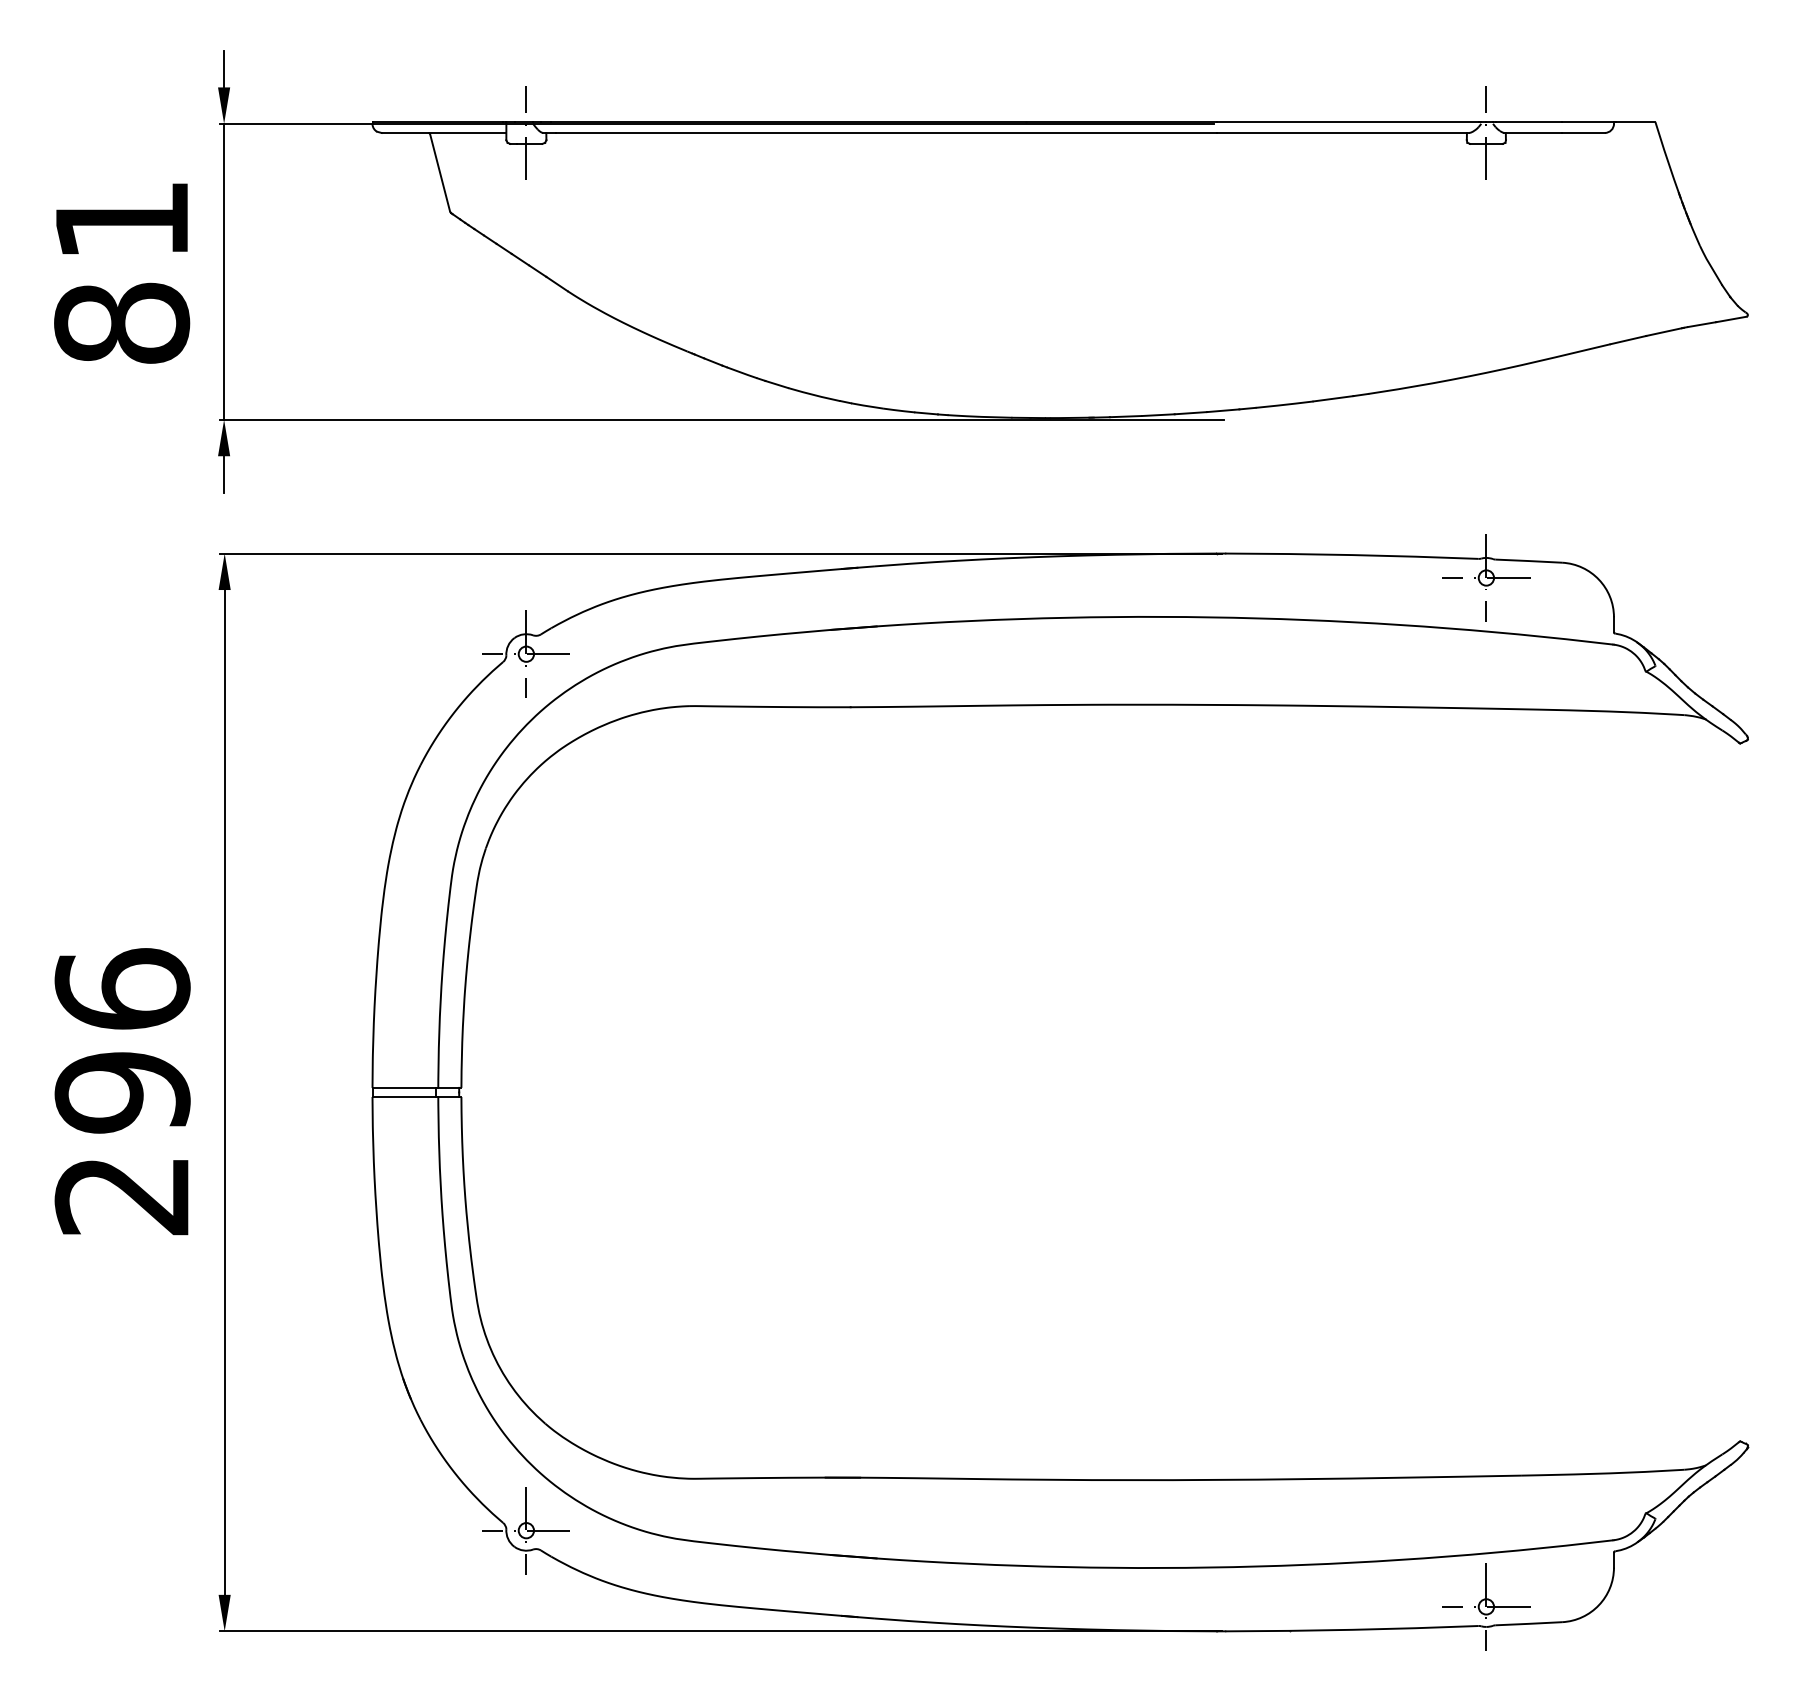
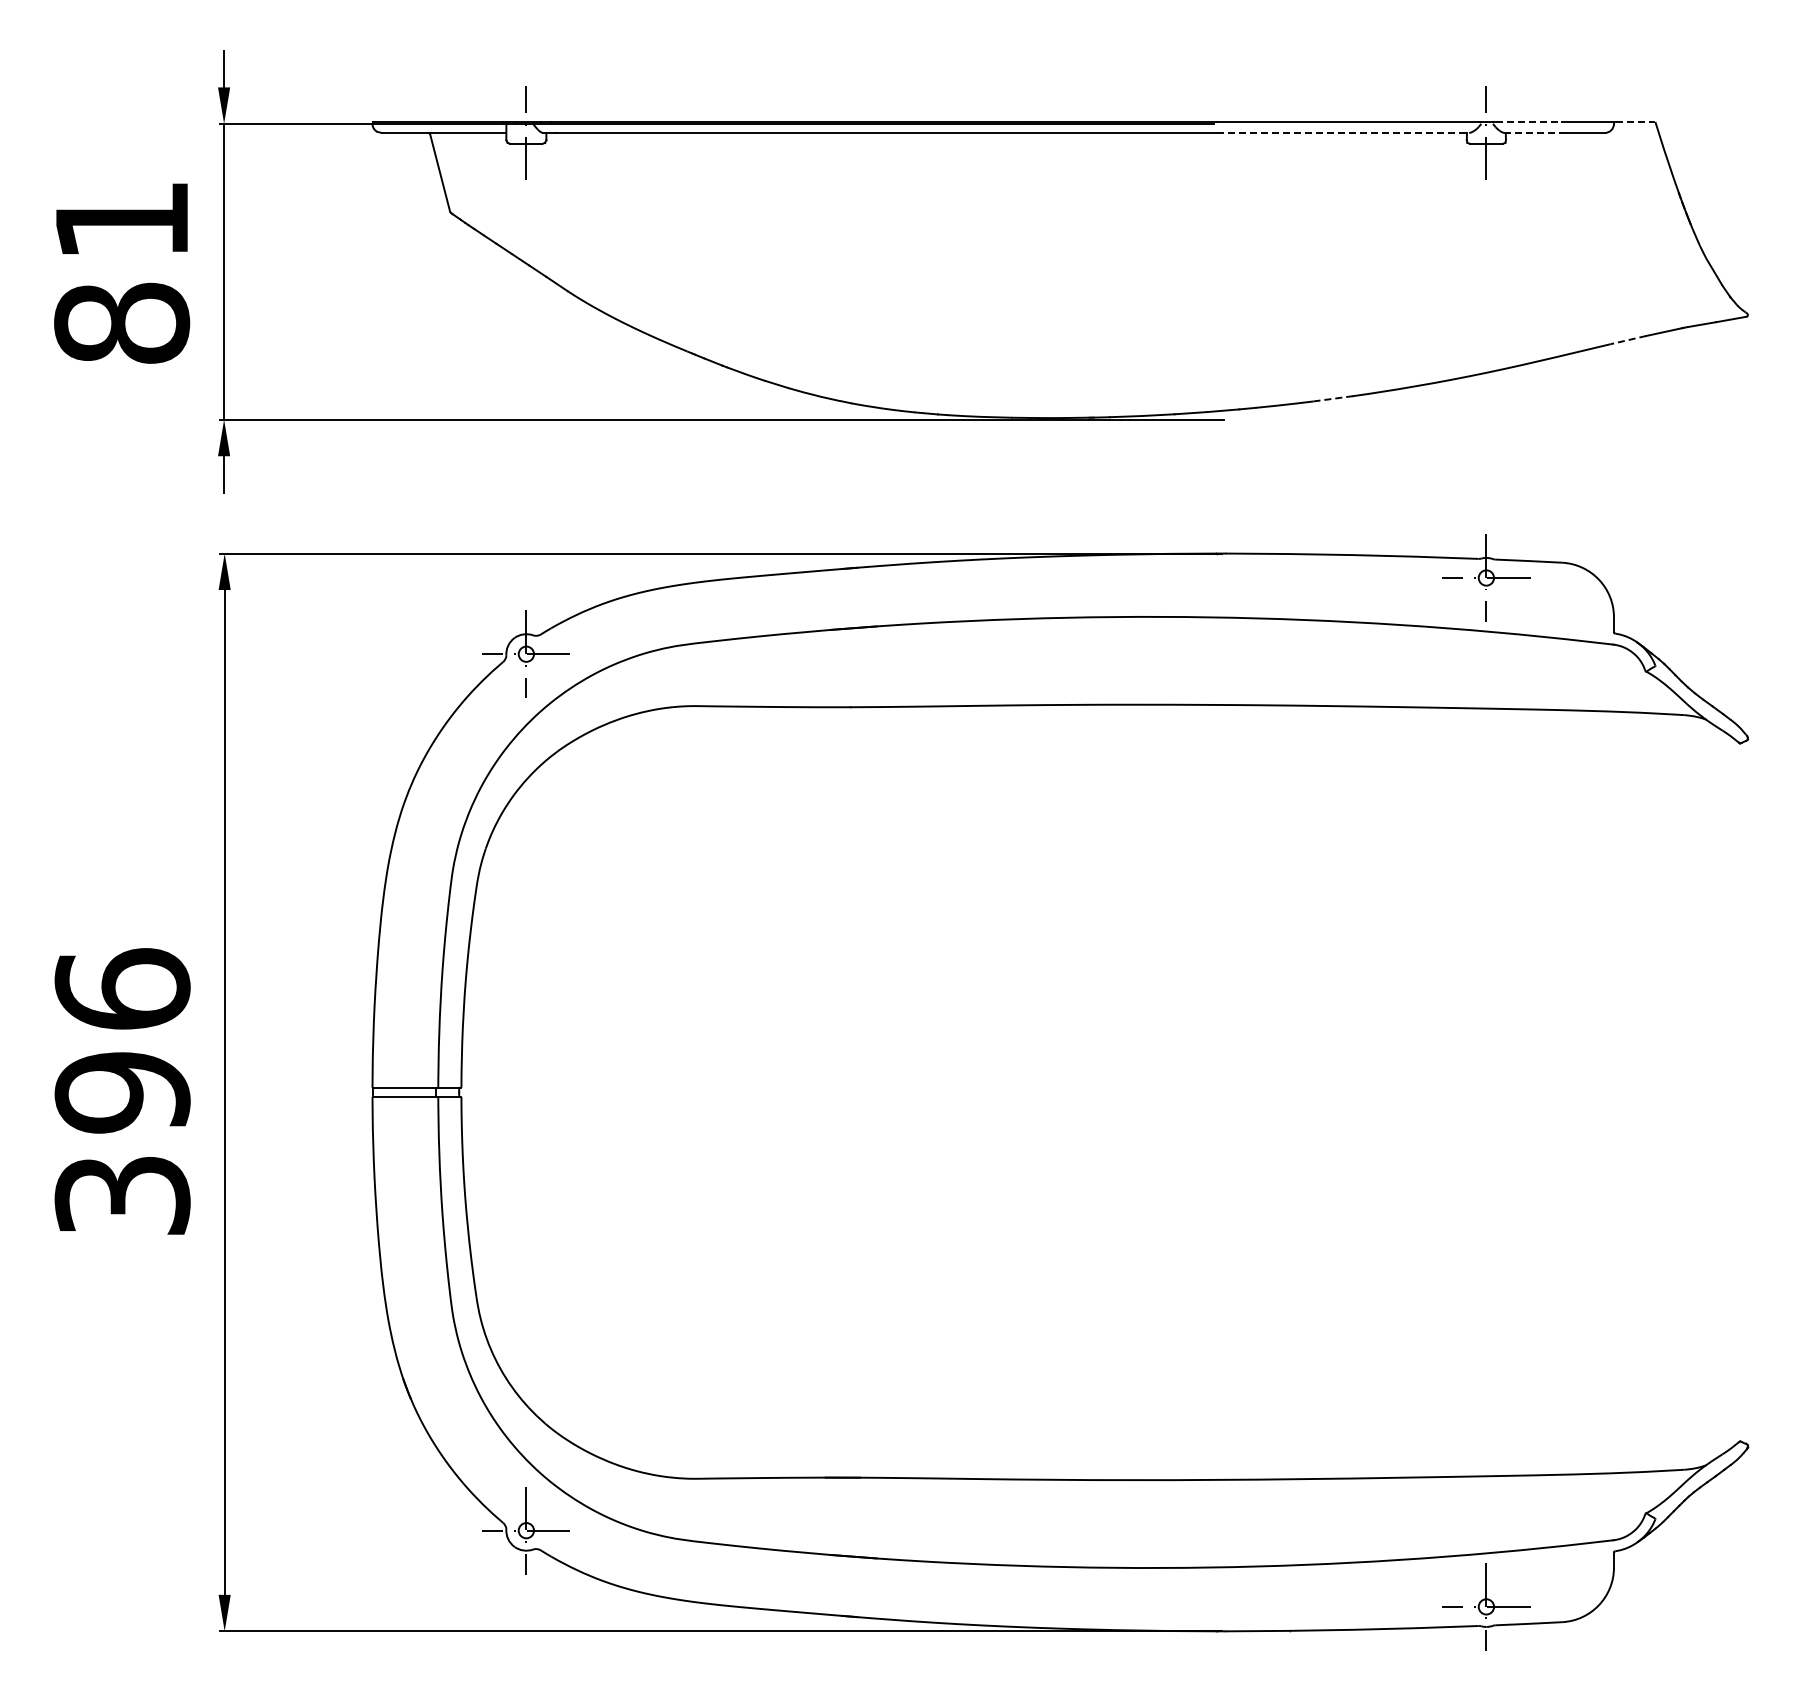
line: solid -> dashed (1529, 122)
line: solid -> dashed (1635, 122)
line: solid -> dashed (1343, 132)
line: solid -> dashed (1533, 132)
line: solid -> dashed (1627, 340)
line: solid -> dashed (1333, 398)
text: 296 -> 396 (122, 1196)
